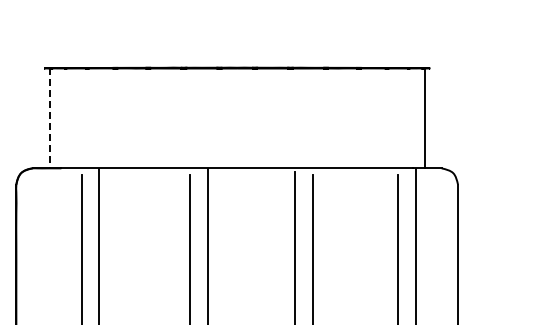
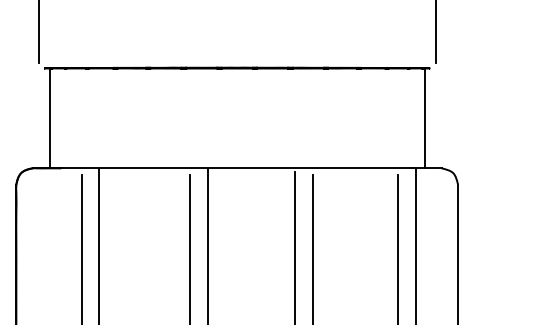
line: none -> present (38, 32)
line: none -> present (435, 32)
line: dashed -> solid (49, 118)
